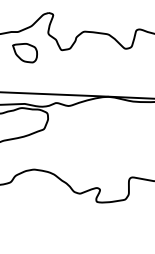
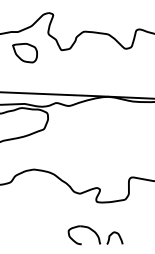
part: none -> present (95, 235)
